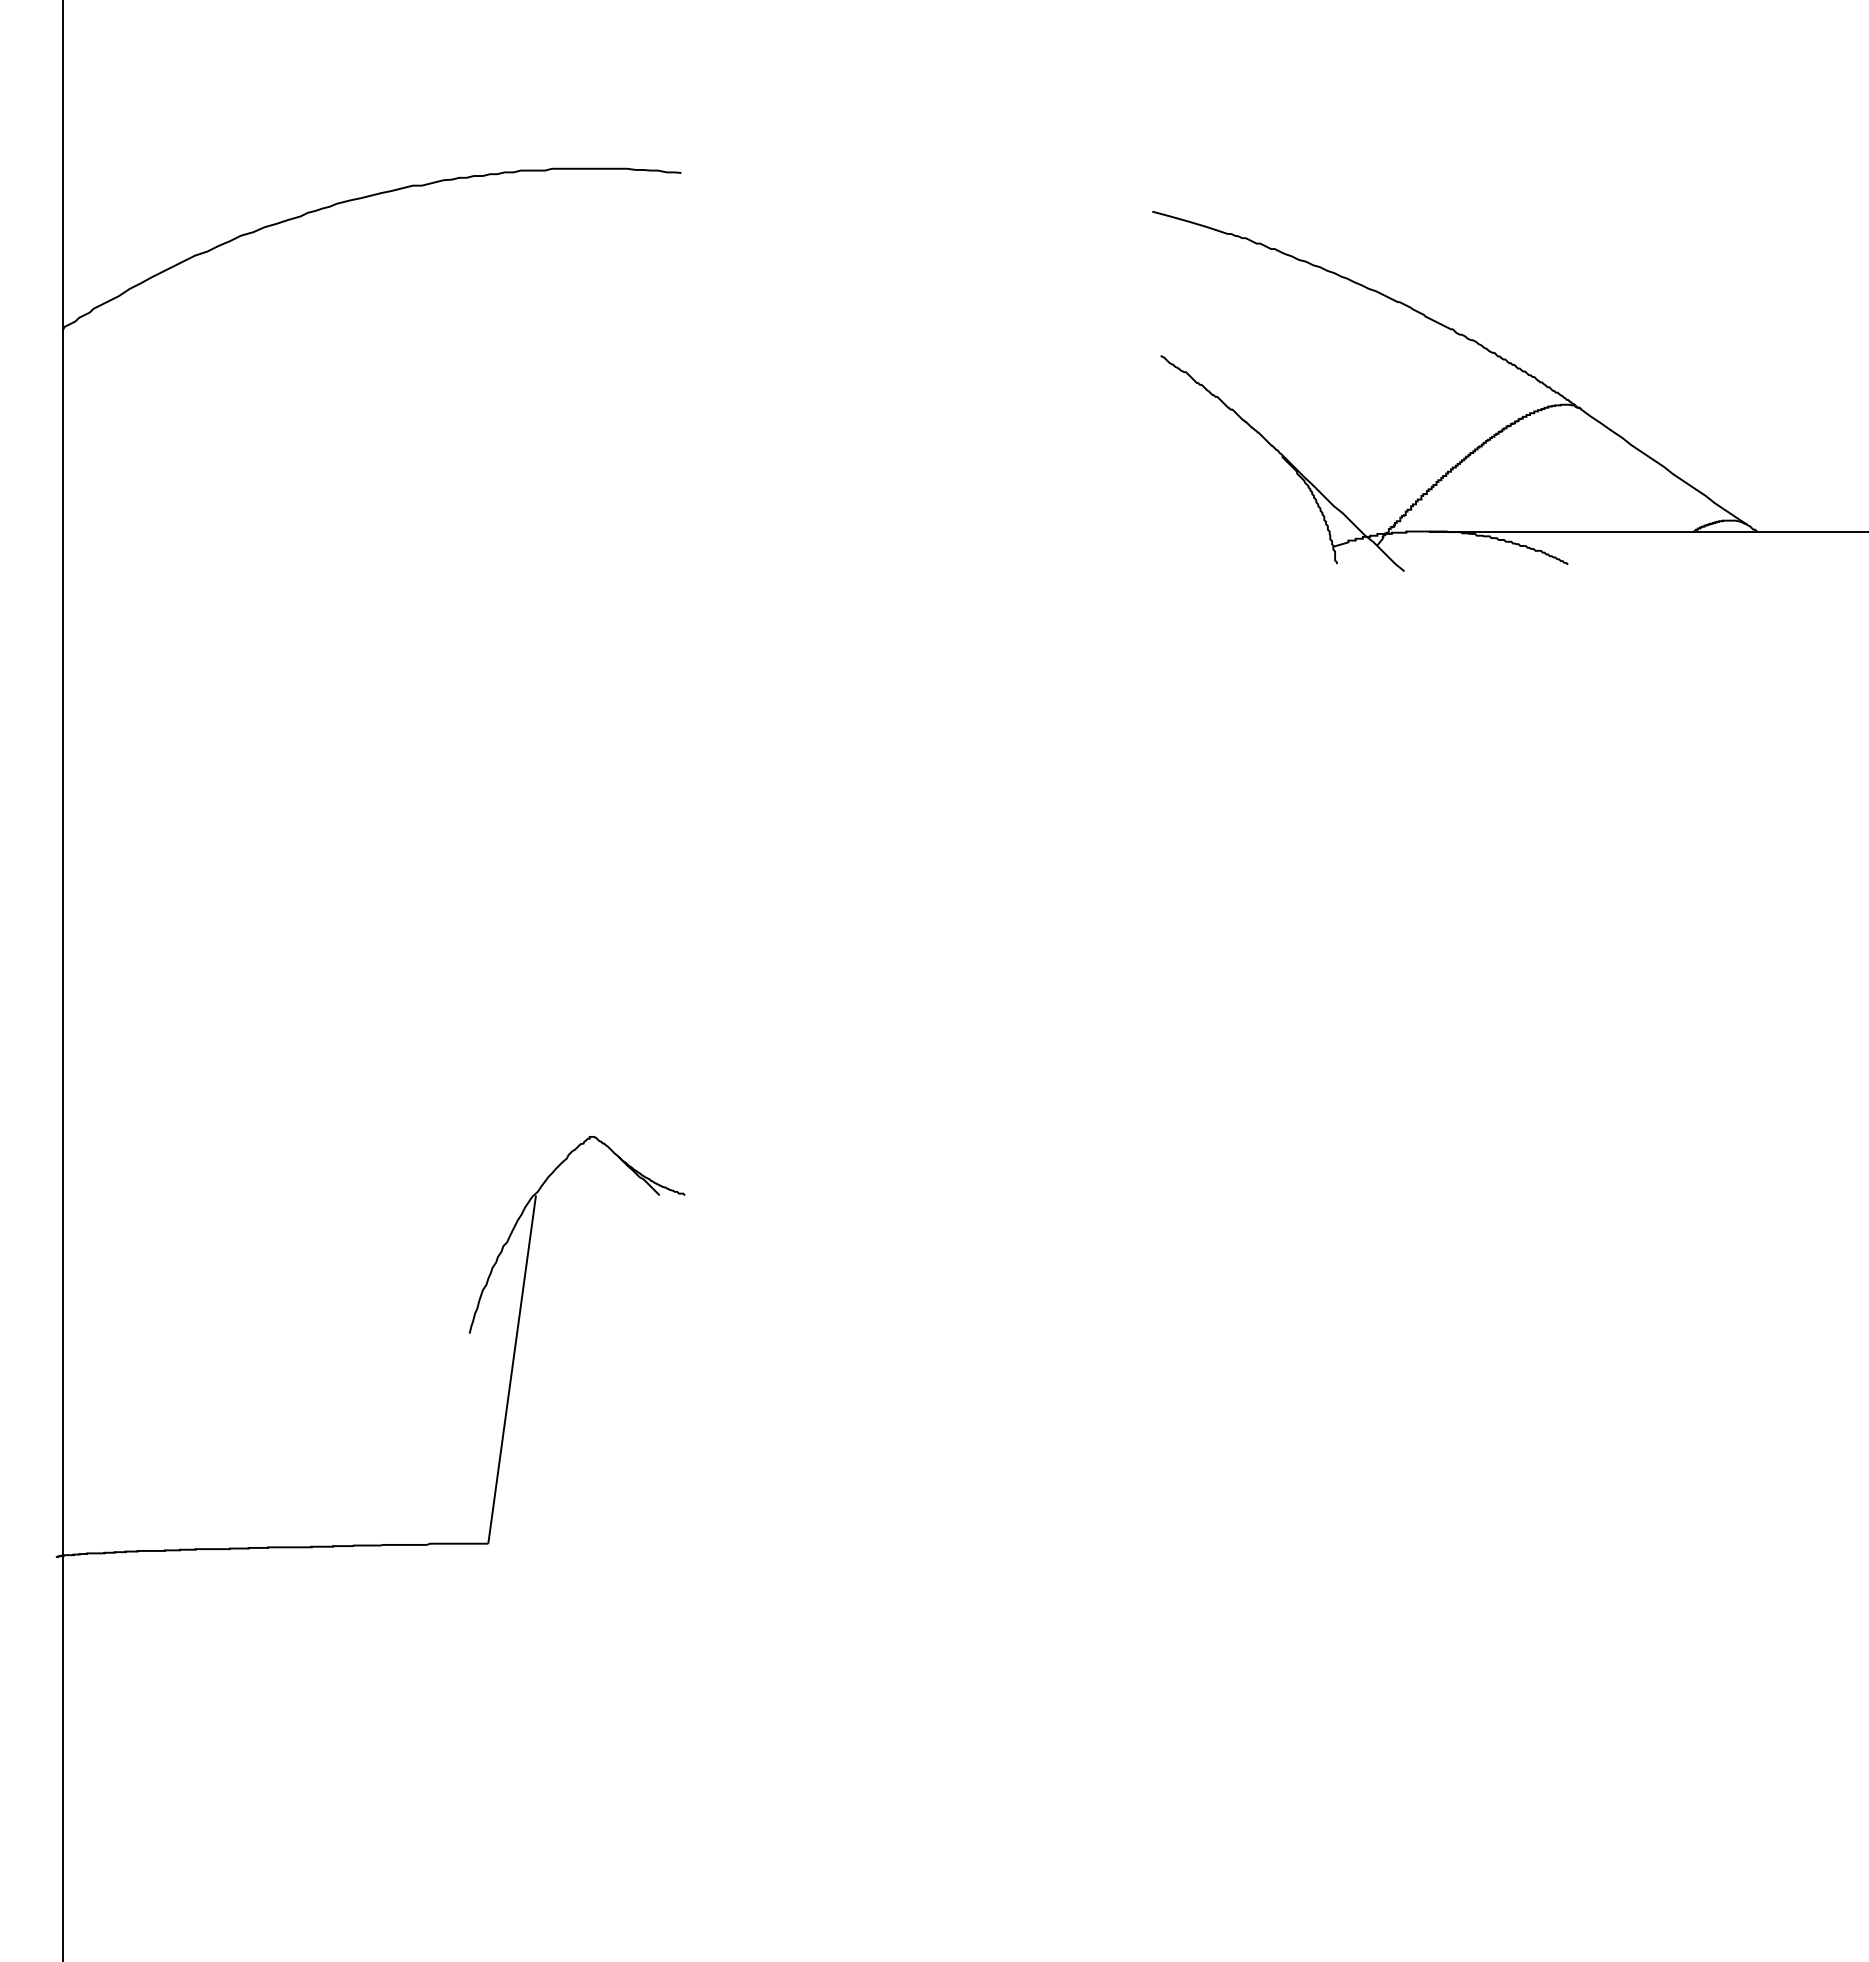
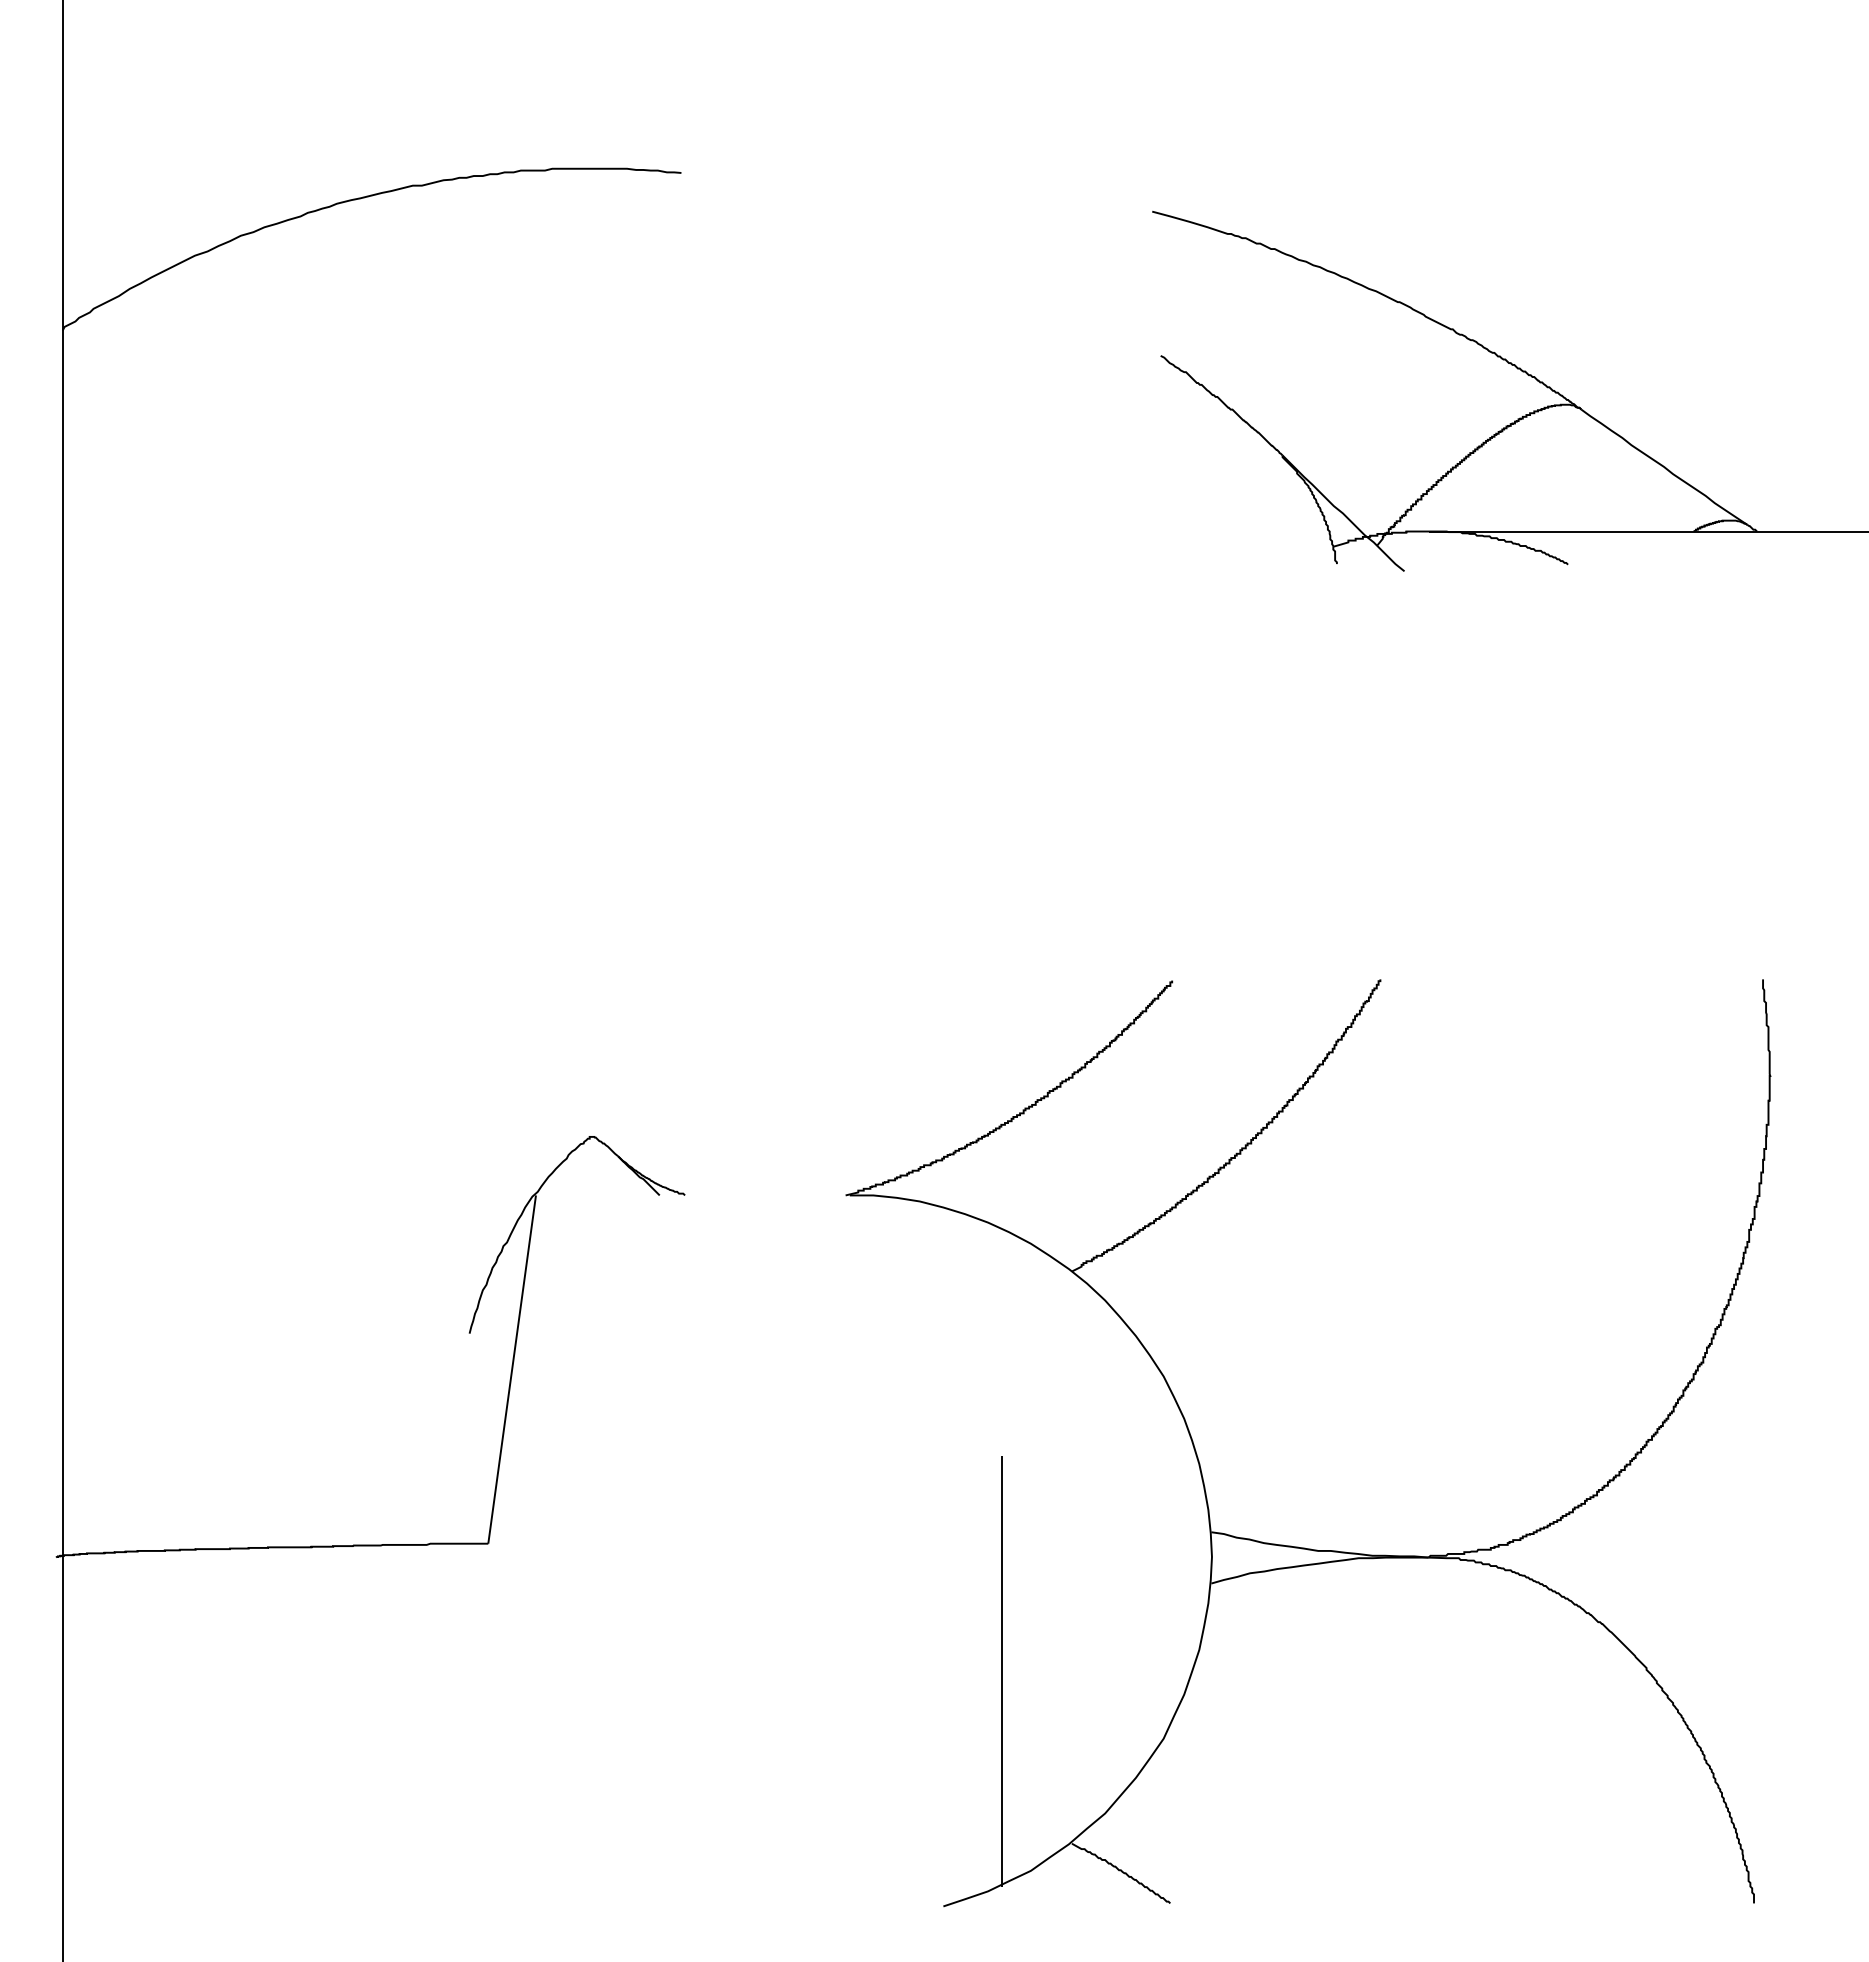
part: none -> present (1291, 1545)
